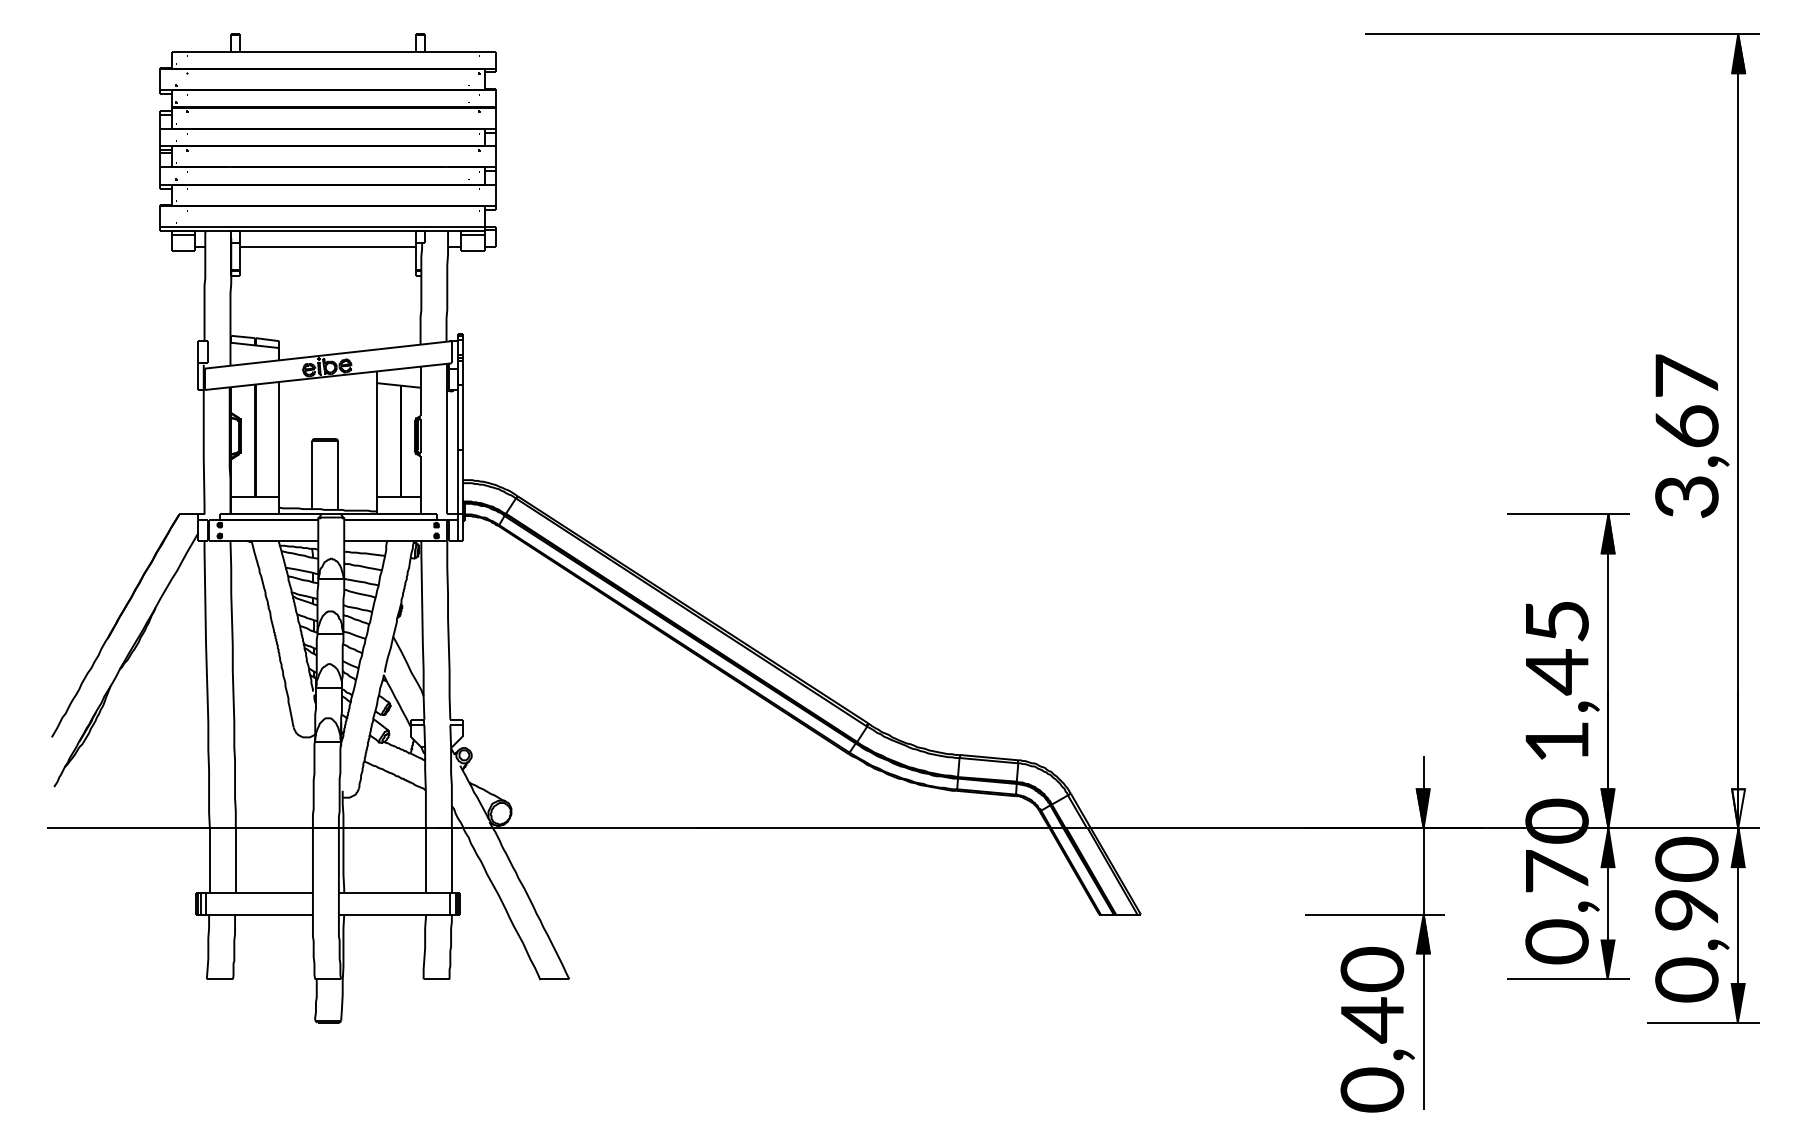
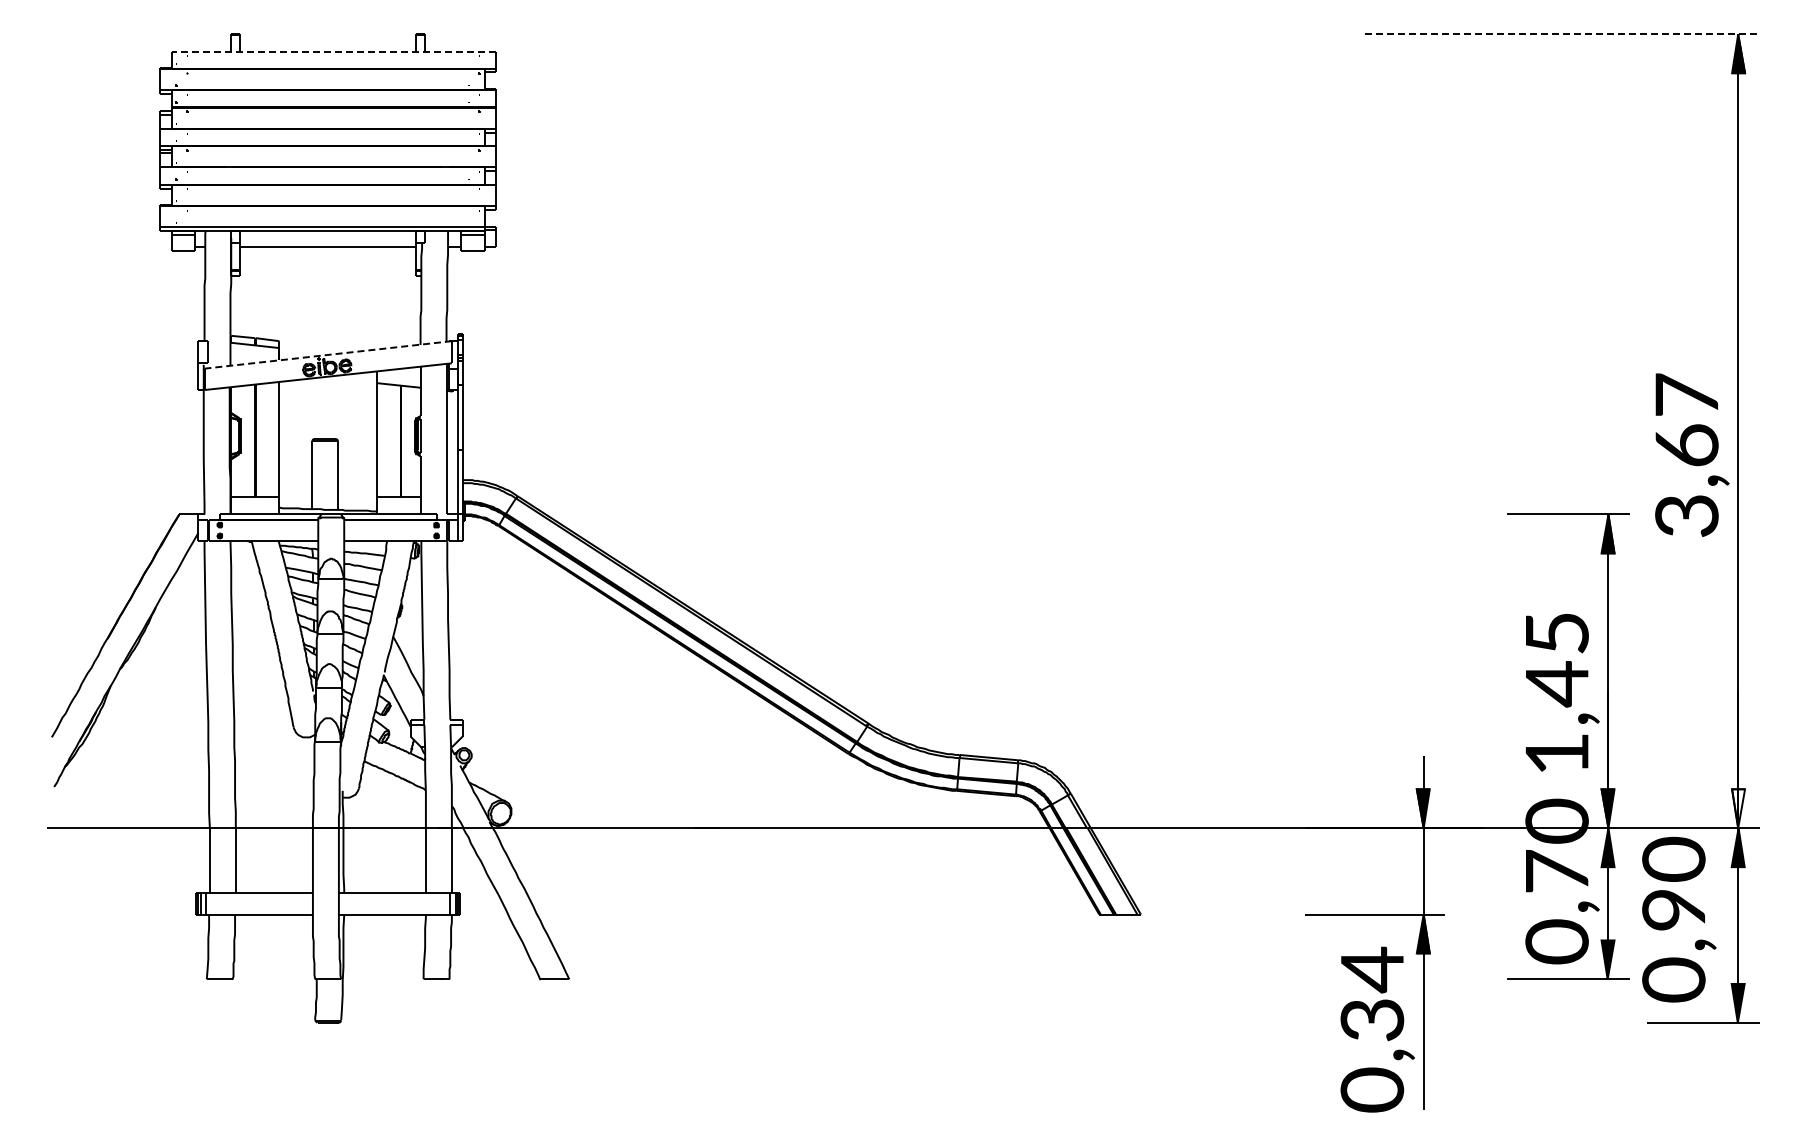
line: solid -> dashed (1562, 34)
line: solid -> dashed (333, 51)
line: solid -> dashed (327, 354)
text position: (1692, 436) -> (1692, 455) (1692, 455)
text position: (1562, 680) -> (1562, 692) (1562, 692)
text position: (1692, 919) -> (1679, 919) (1679, 919)
text: 0,40 -> 0,34 (1372, 994)
